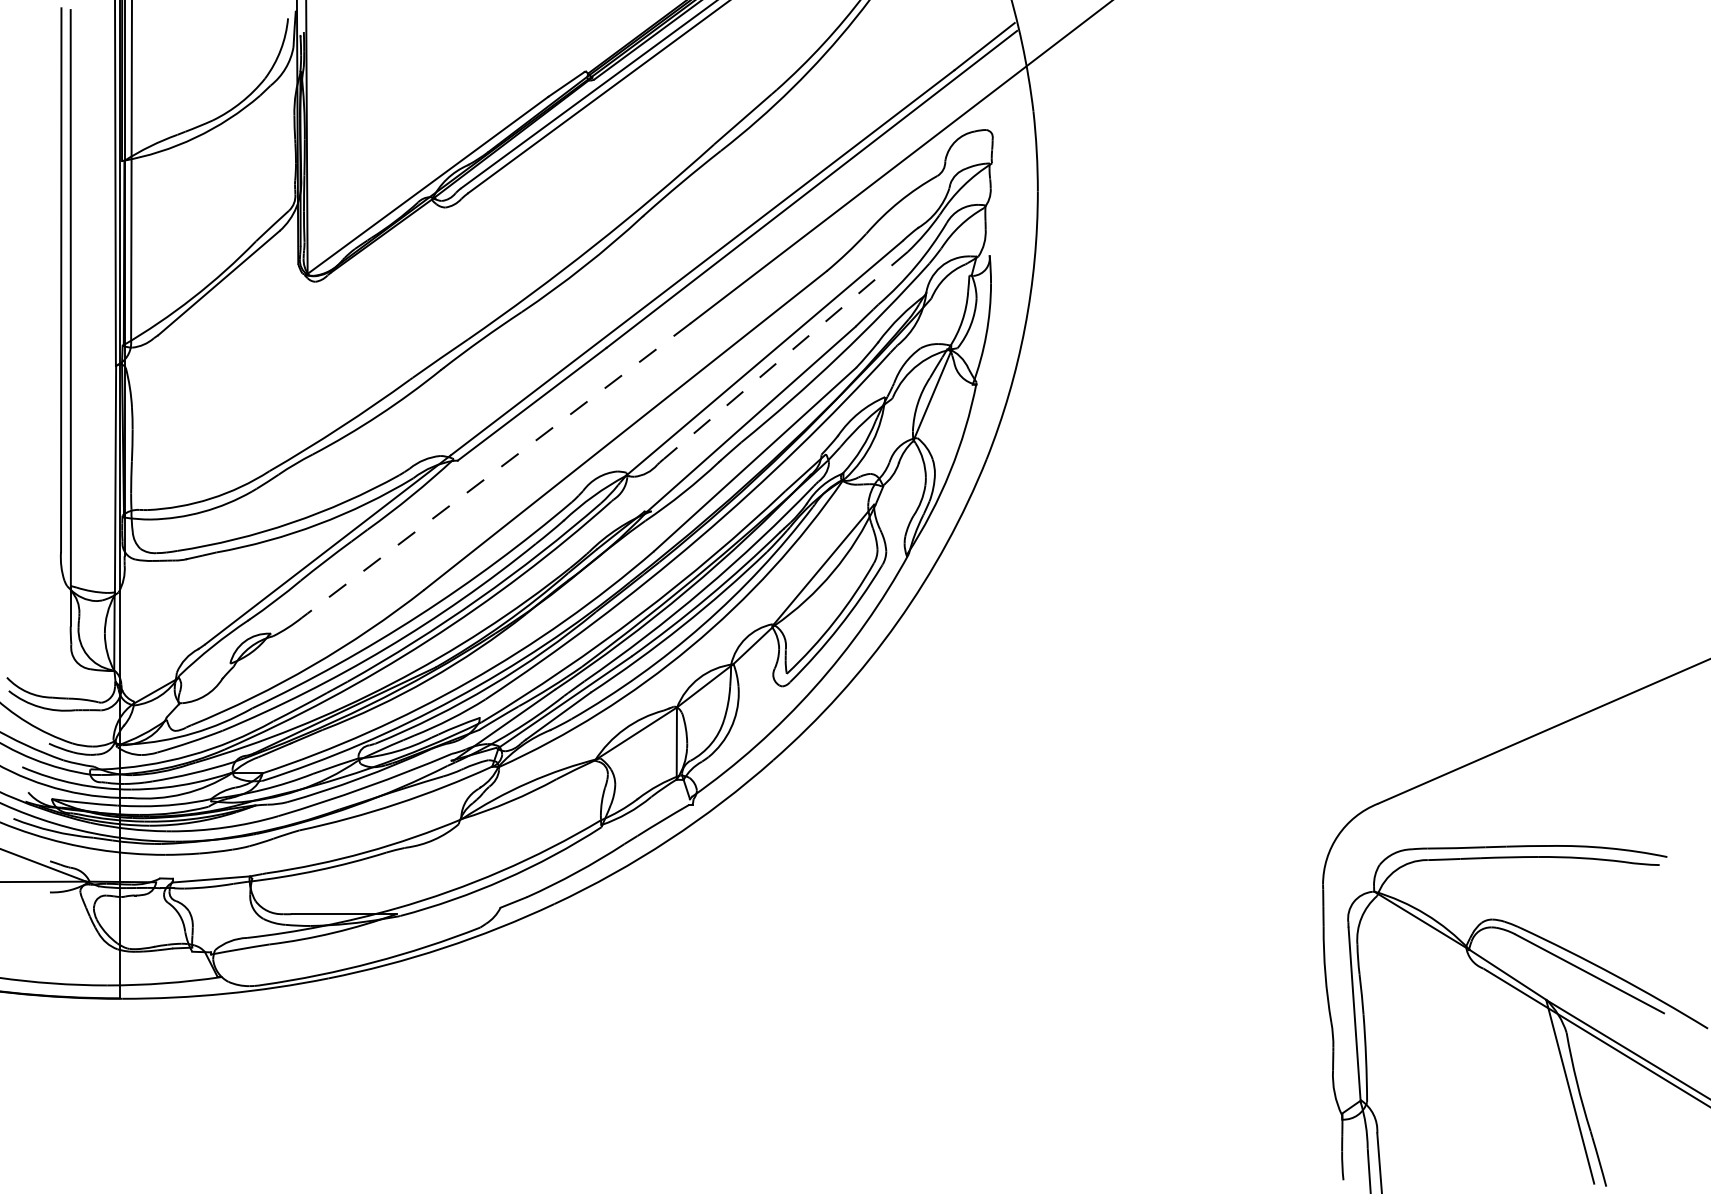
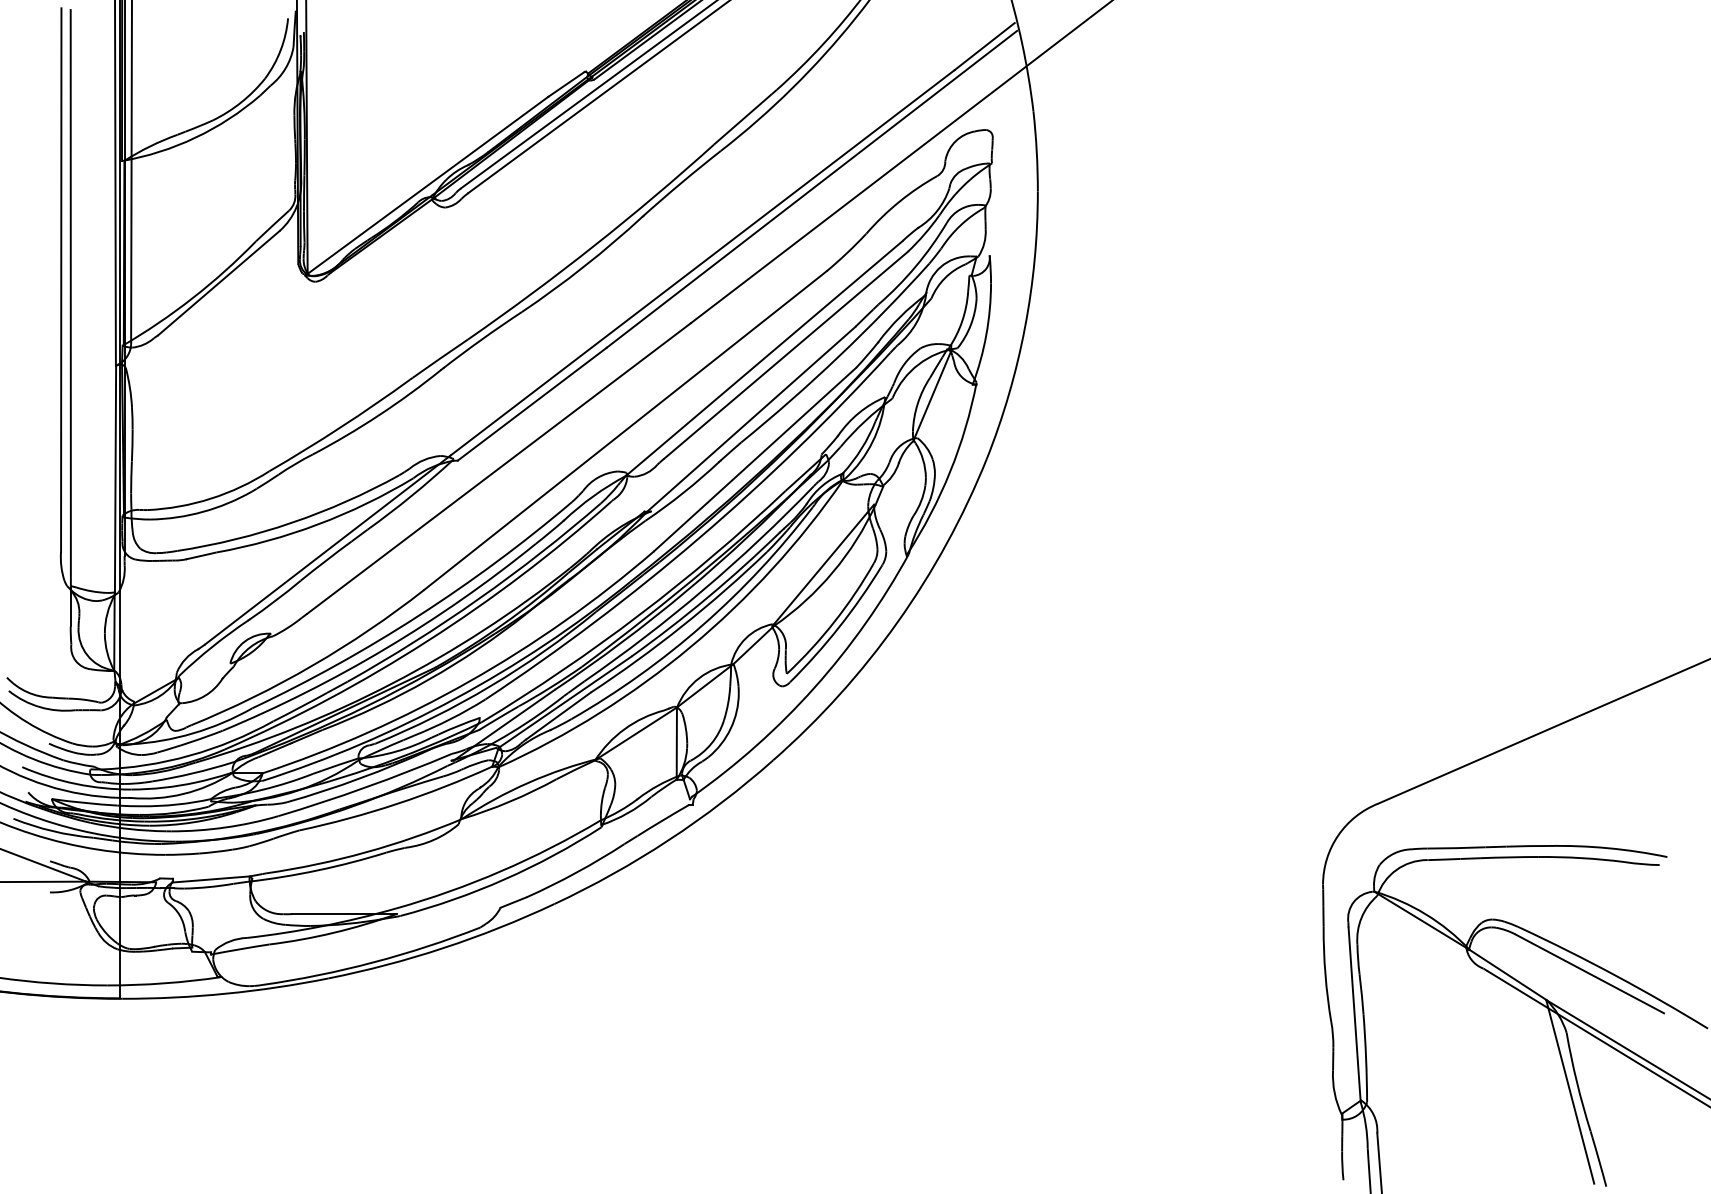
line: dashed -> solid (785, 355)
line: dashed -> solid (498, 468)
